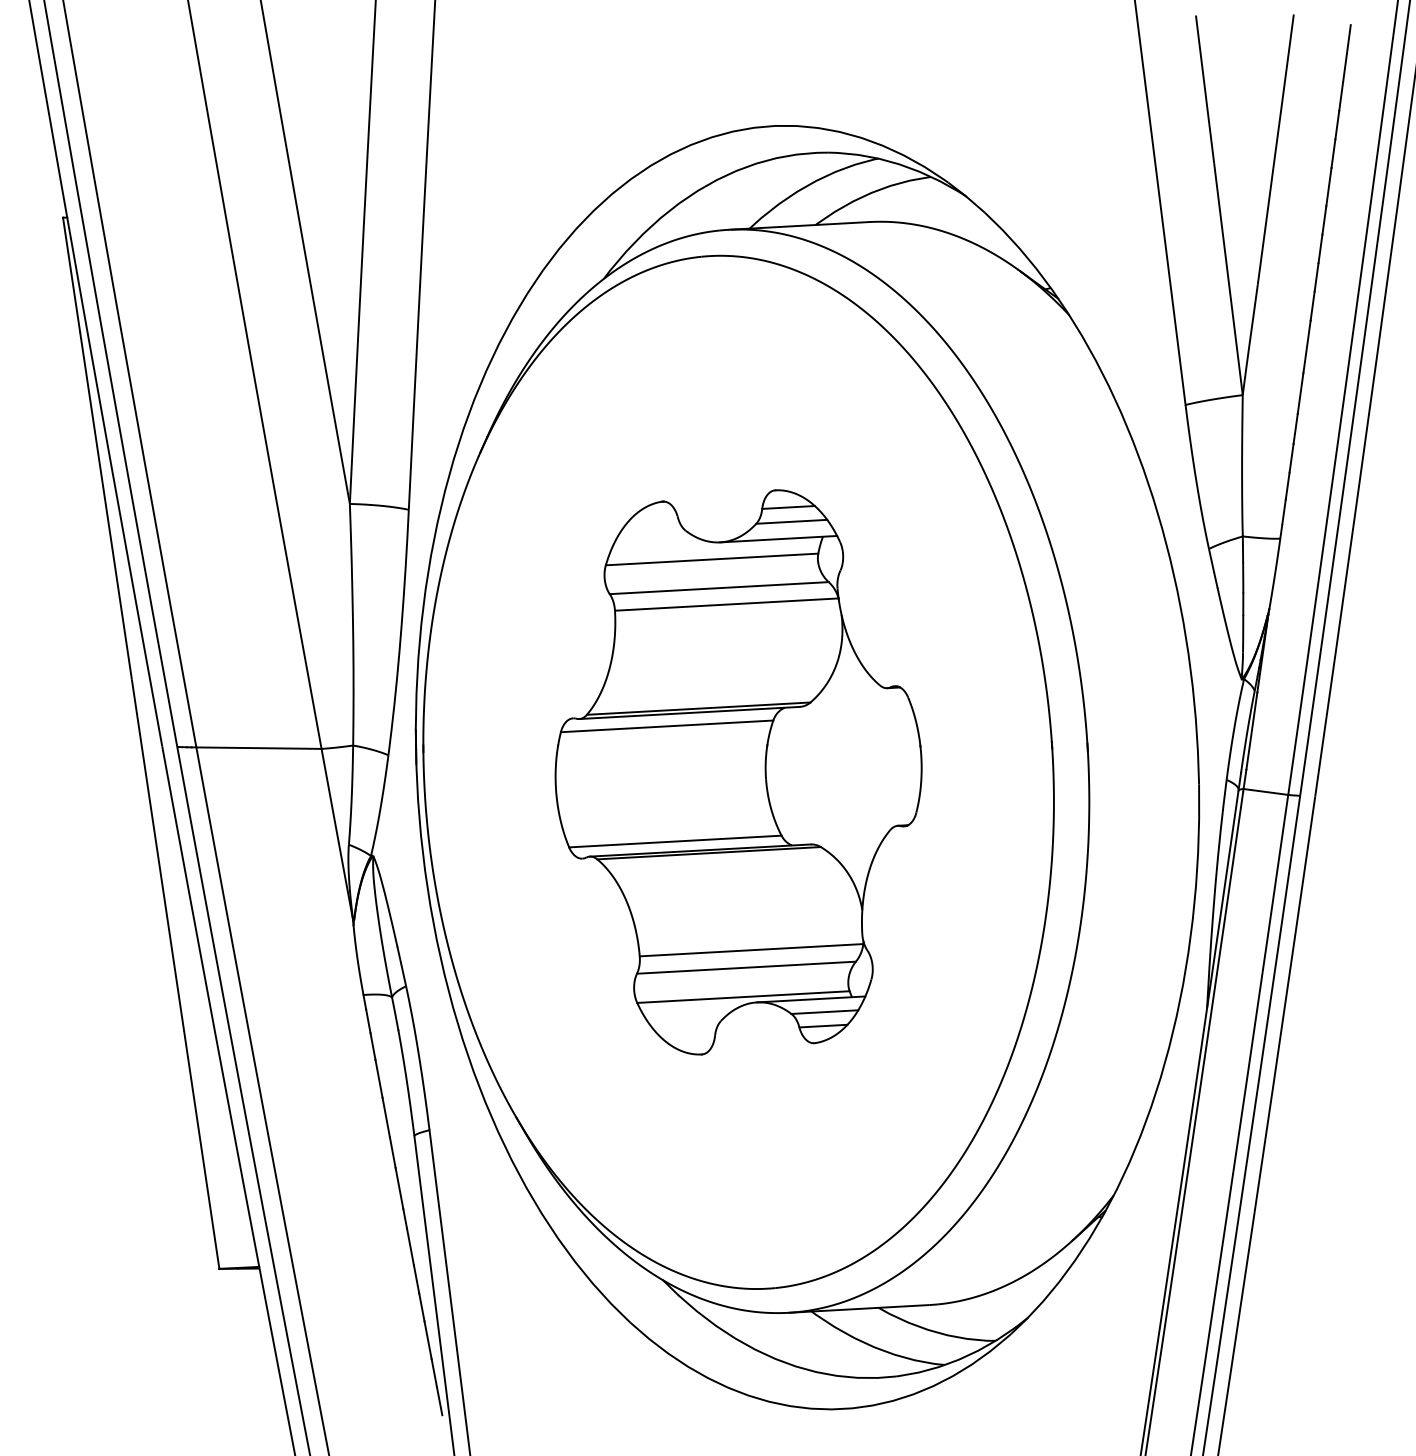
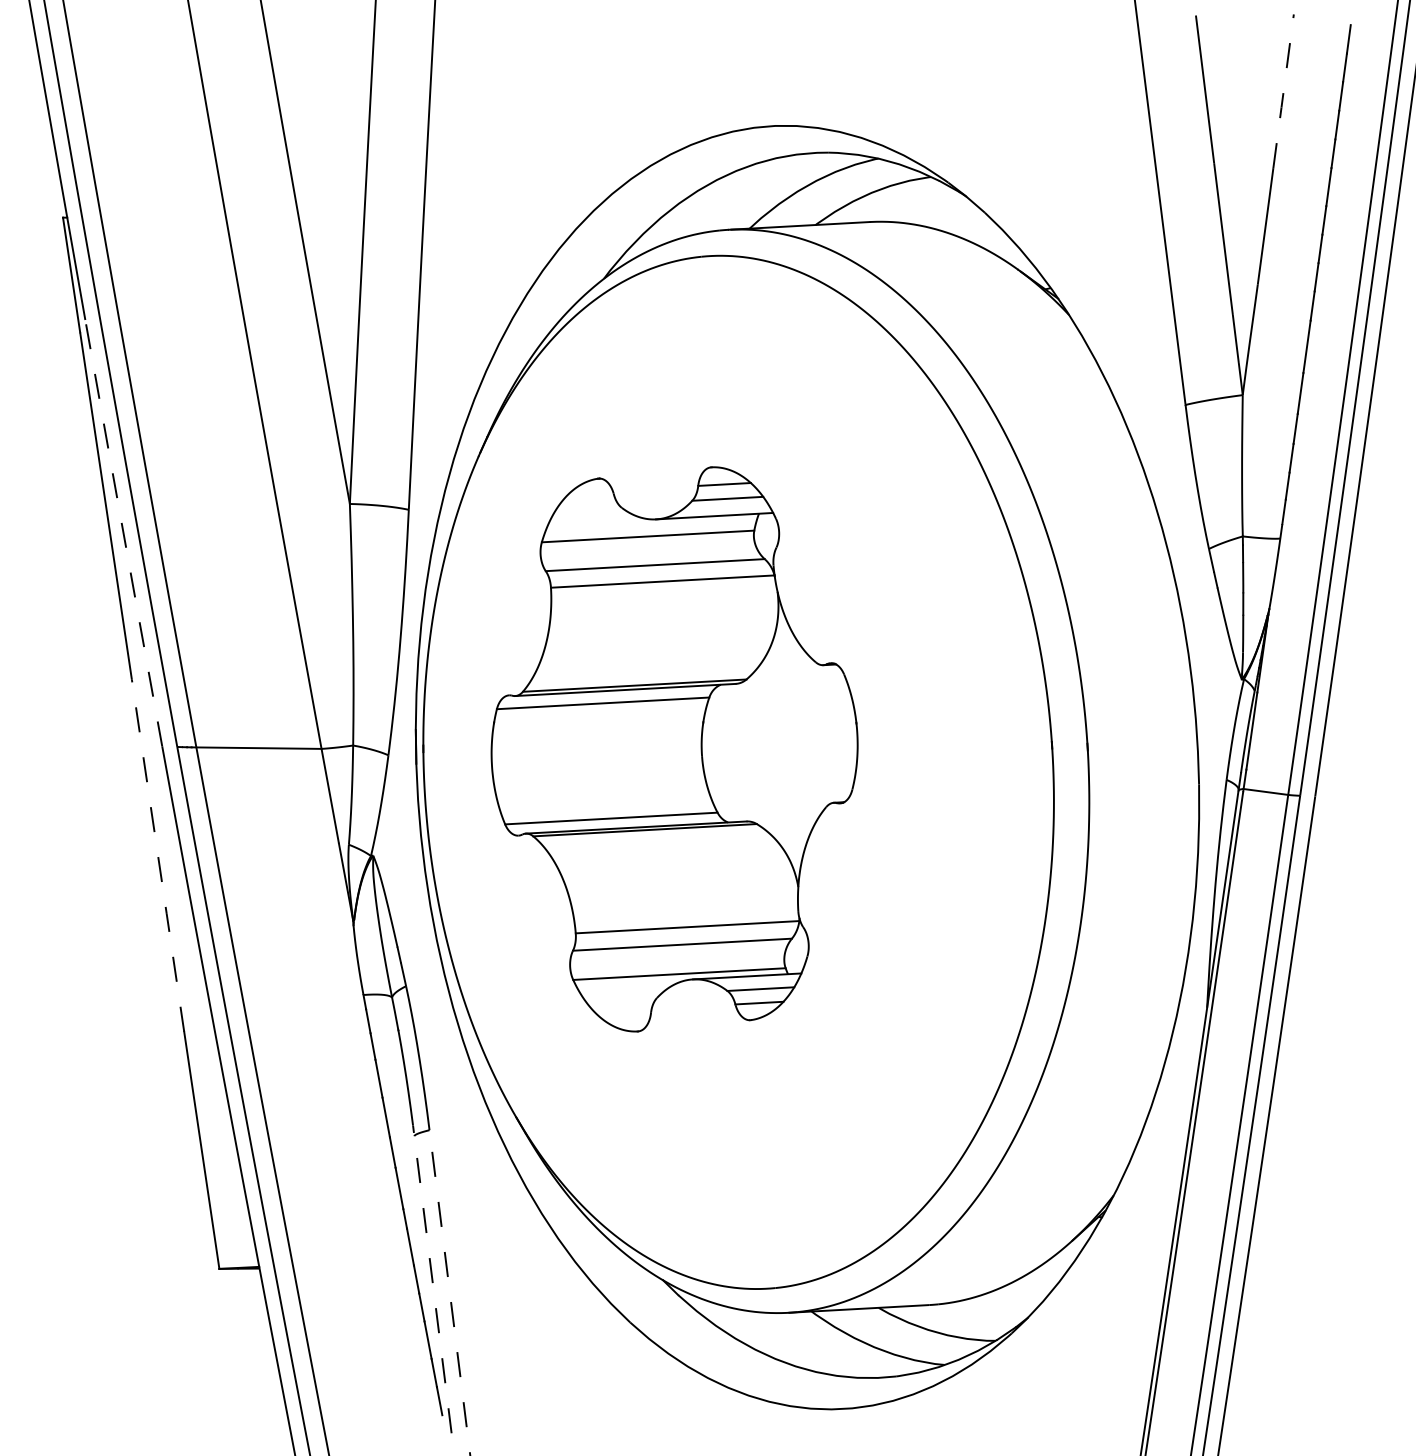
line: solid -> dashed (1283, 91)
line: solid -> dashed (123, 532)
part position: (738, 772) -> (674, 749) (674, 749)
line: solid -> dashed (158, 856)
line: solid -> dashed (433, 1290)
line: solid -> dashed (449, 1292)
